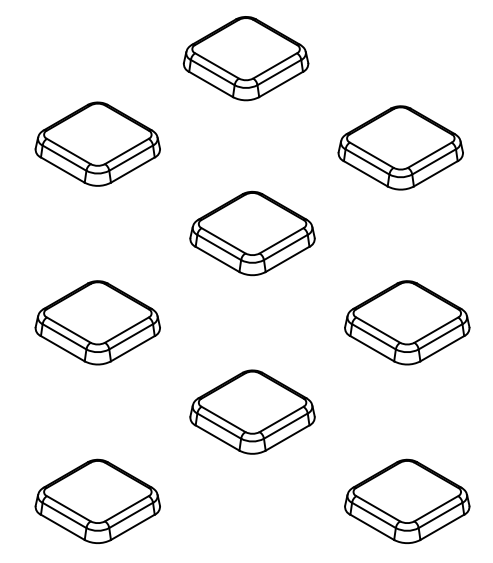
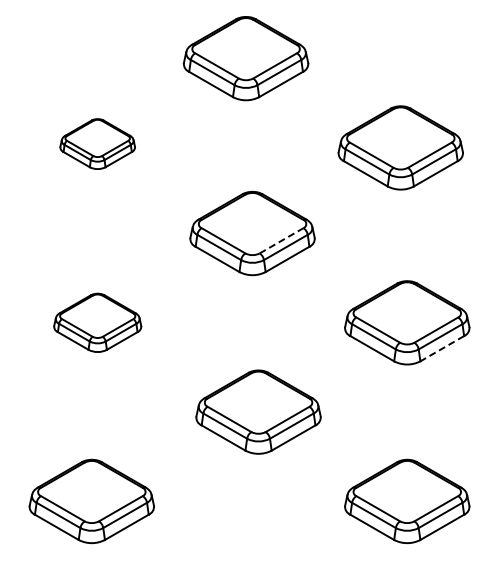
part size: 127x86 px -> 77x52 px (97, 143)
line: solid -> dashed (282, 240)
part size: 127x86 px -> 90x61 px (97, 322)
line: solid -> dashed (441, 348)
part position: (252, 411) -> (258, 411) (258, 411)
part position: (97, 500) -> (91, 500) (91, 500)
